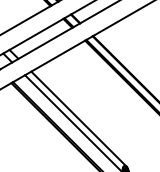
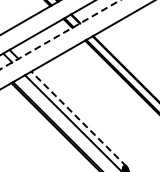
line: solid -> dashed (59, 35)
line: solid -> dashed (78, 118)
